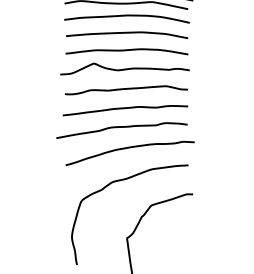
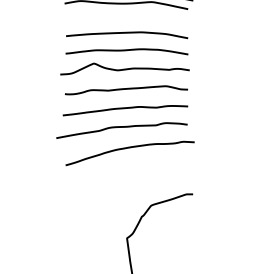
curve: present -> none (126, 16)
curve: present -> none (120, 181)
